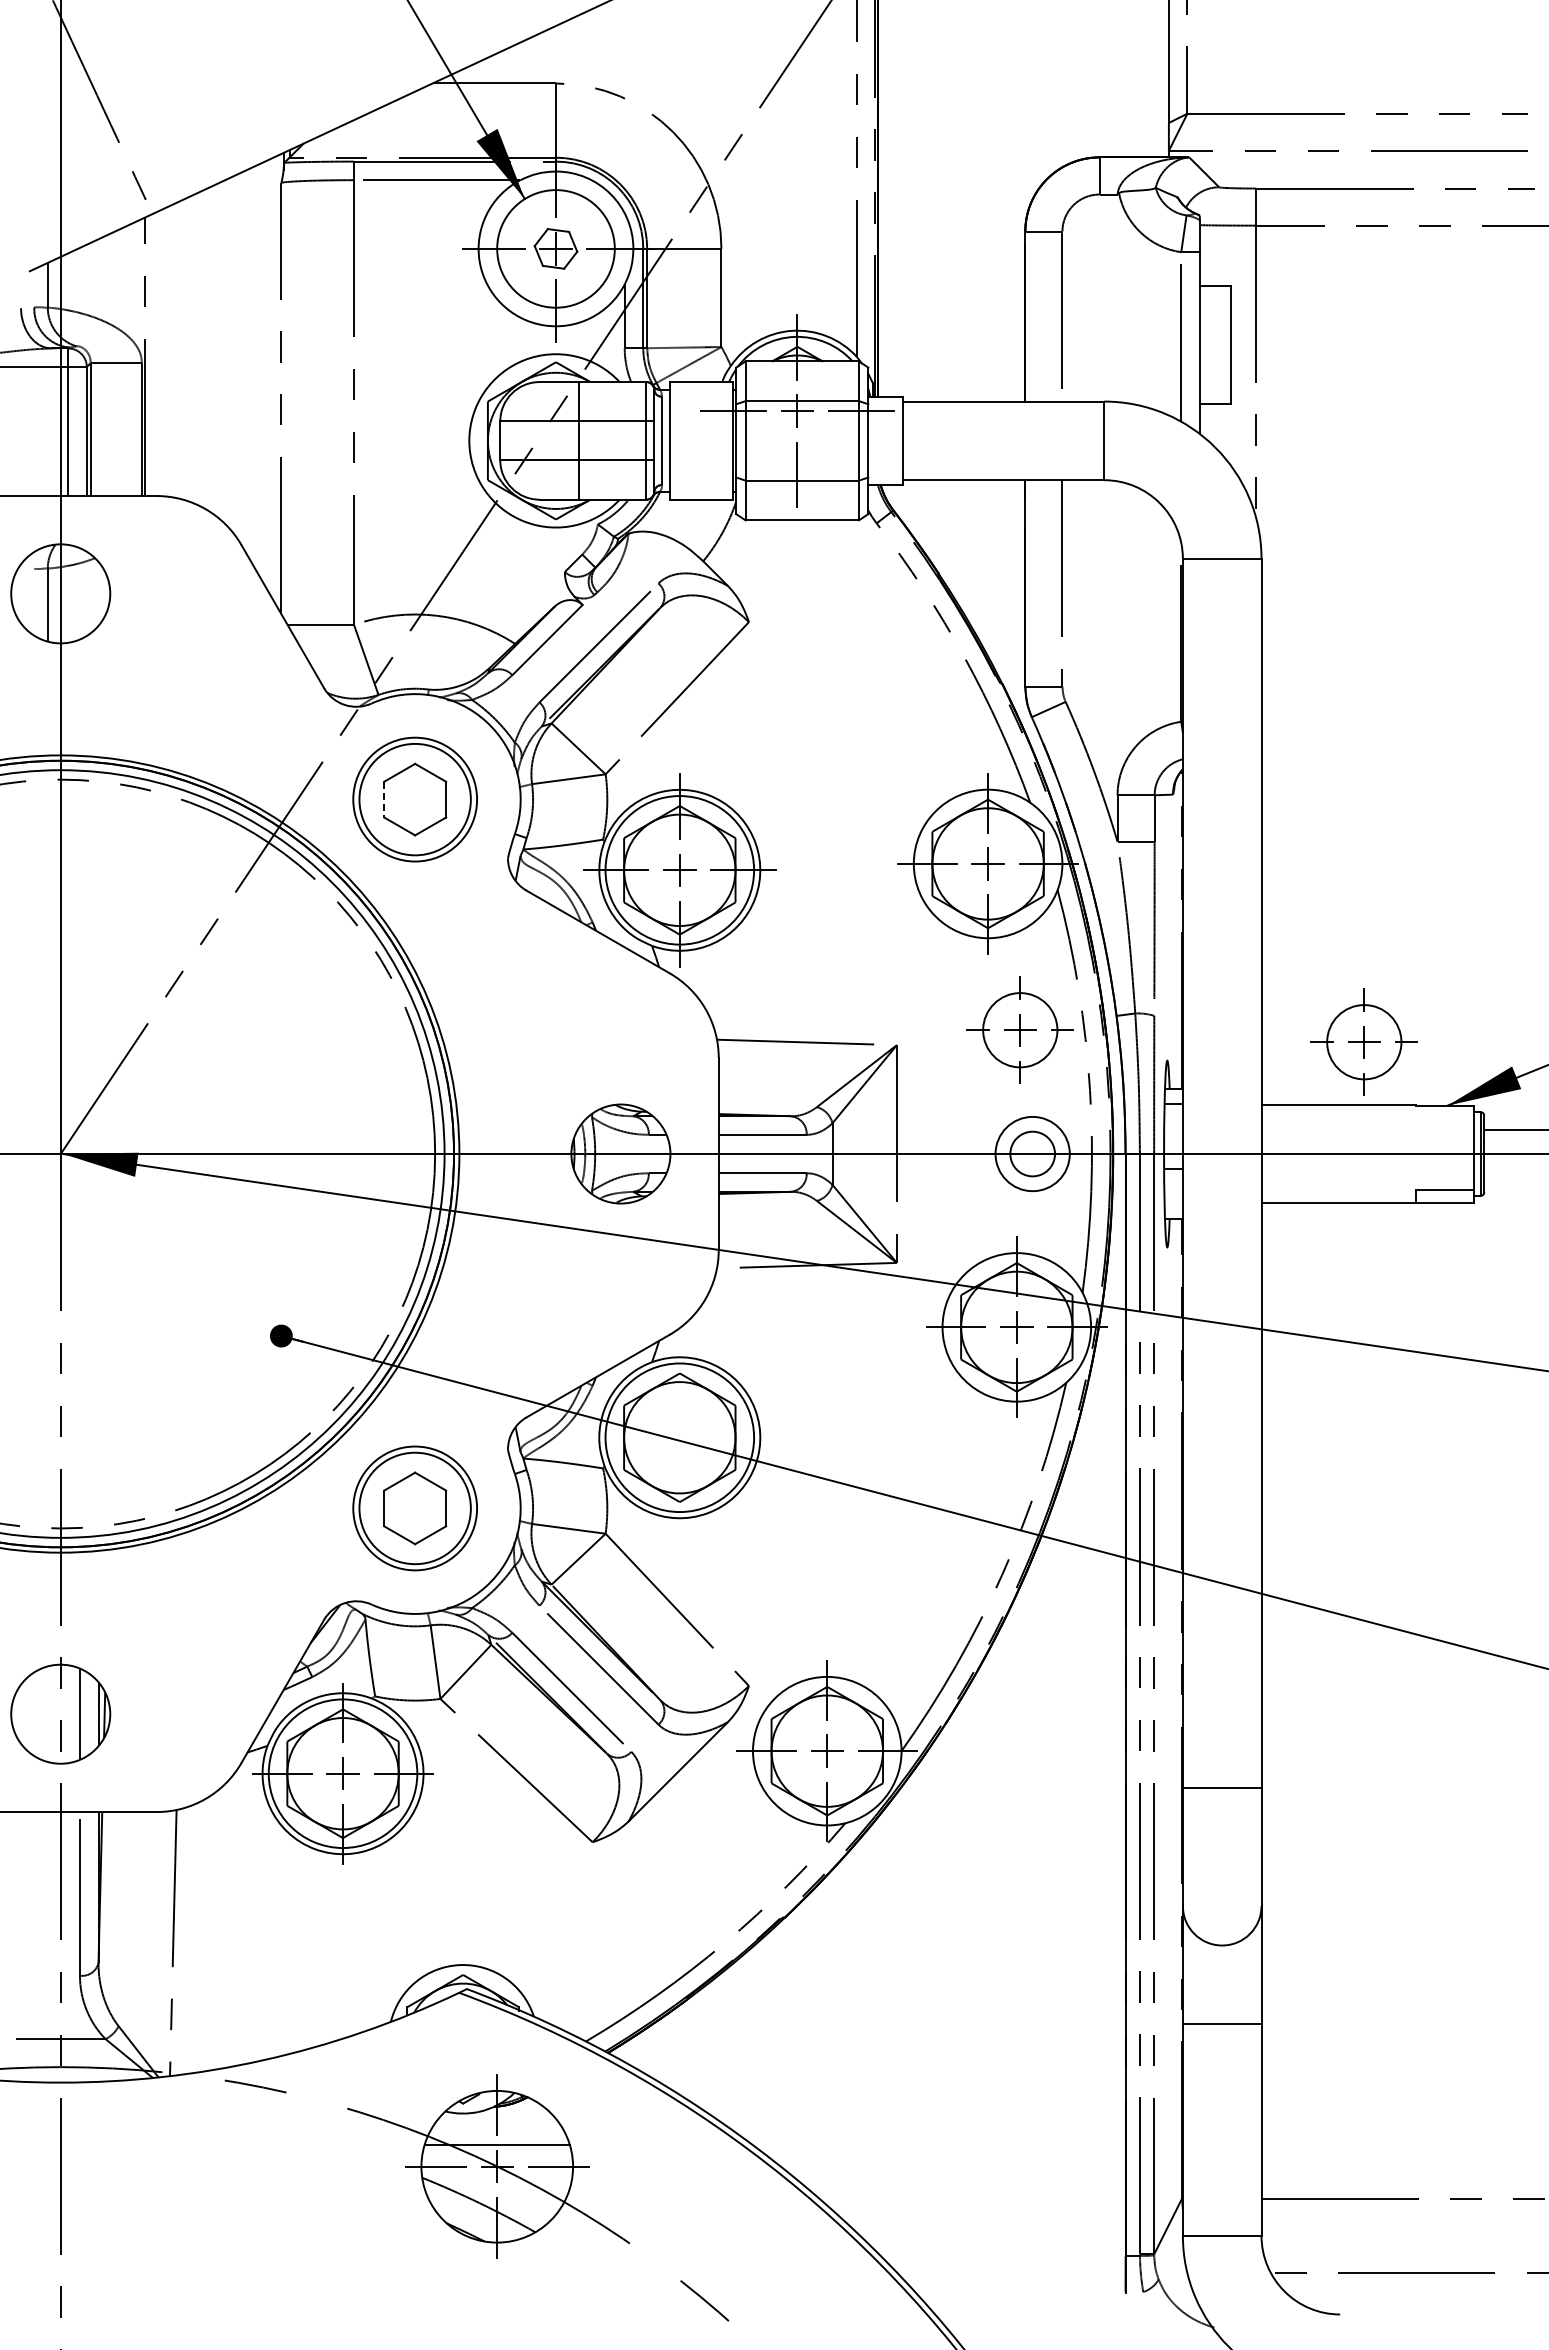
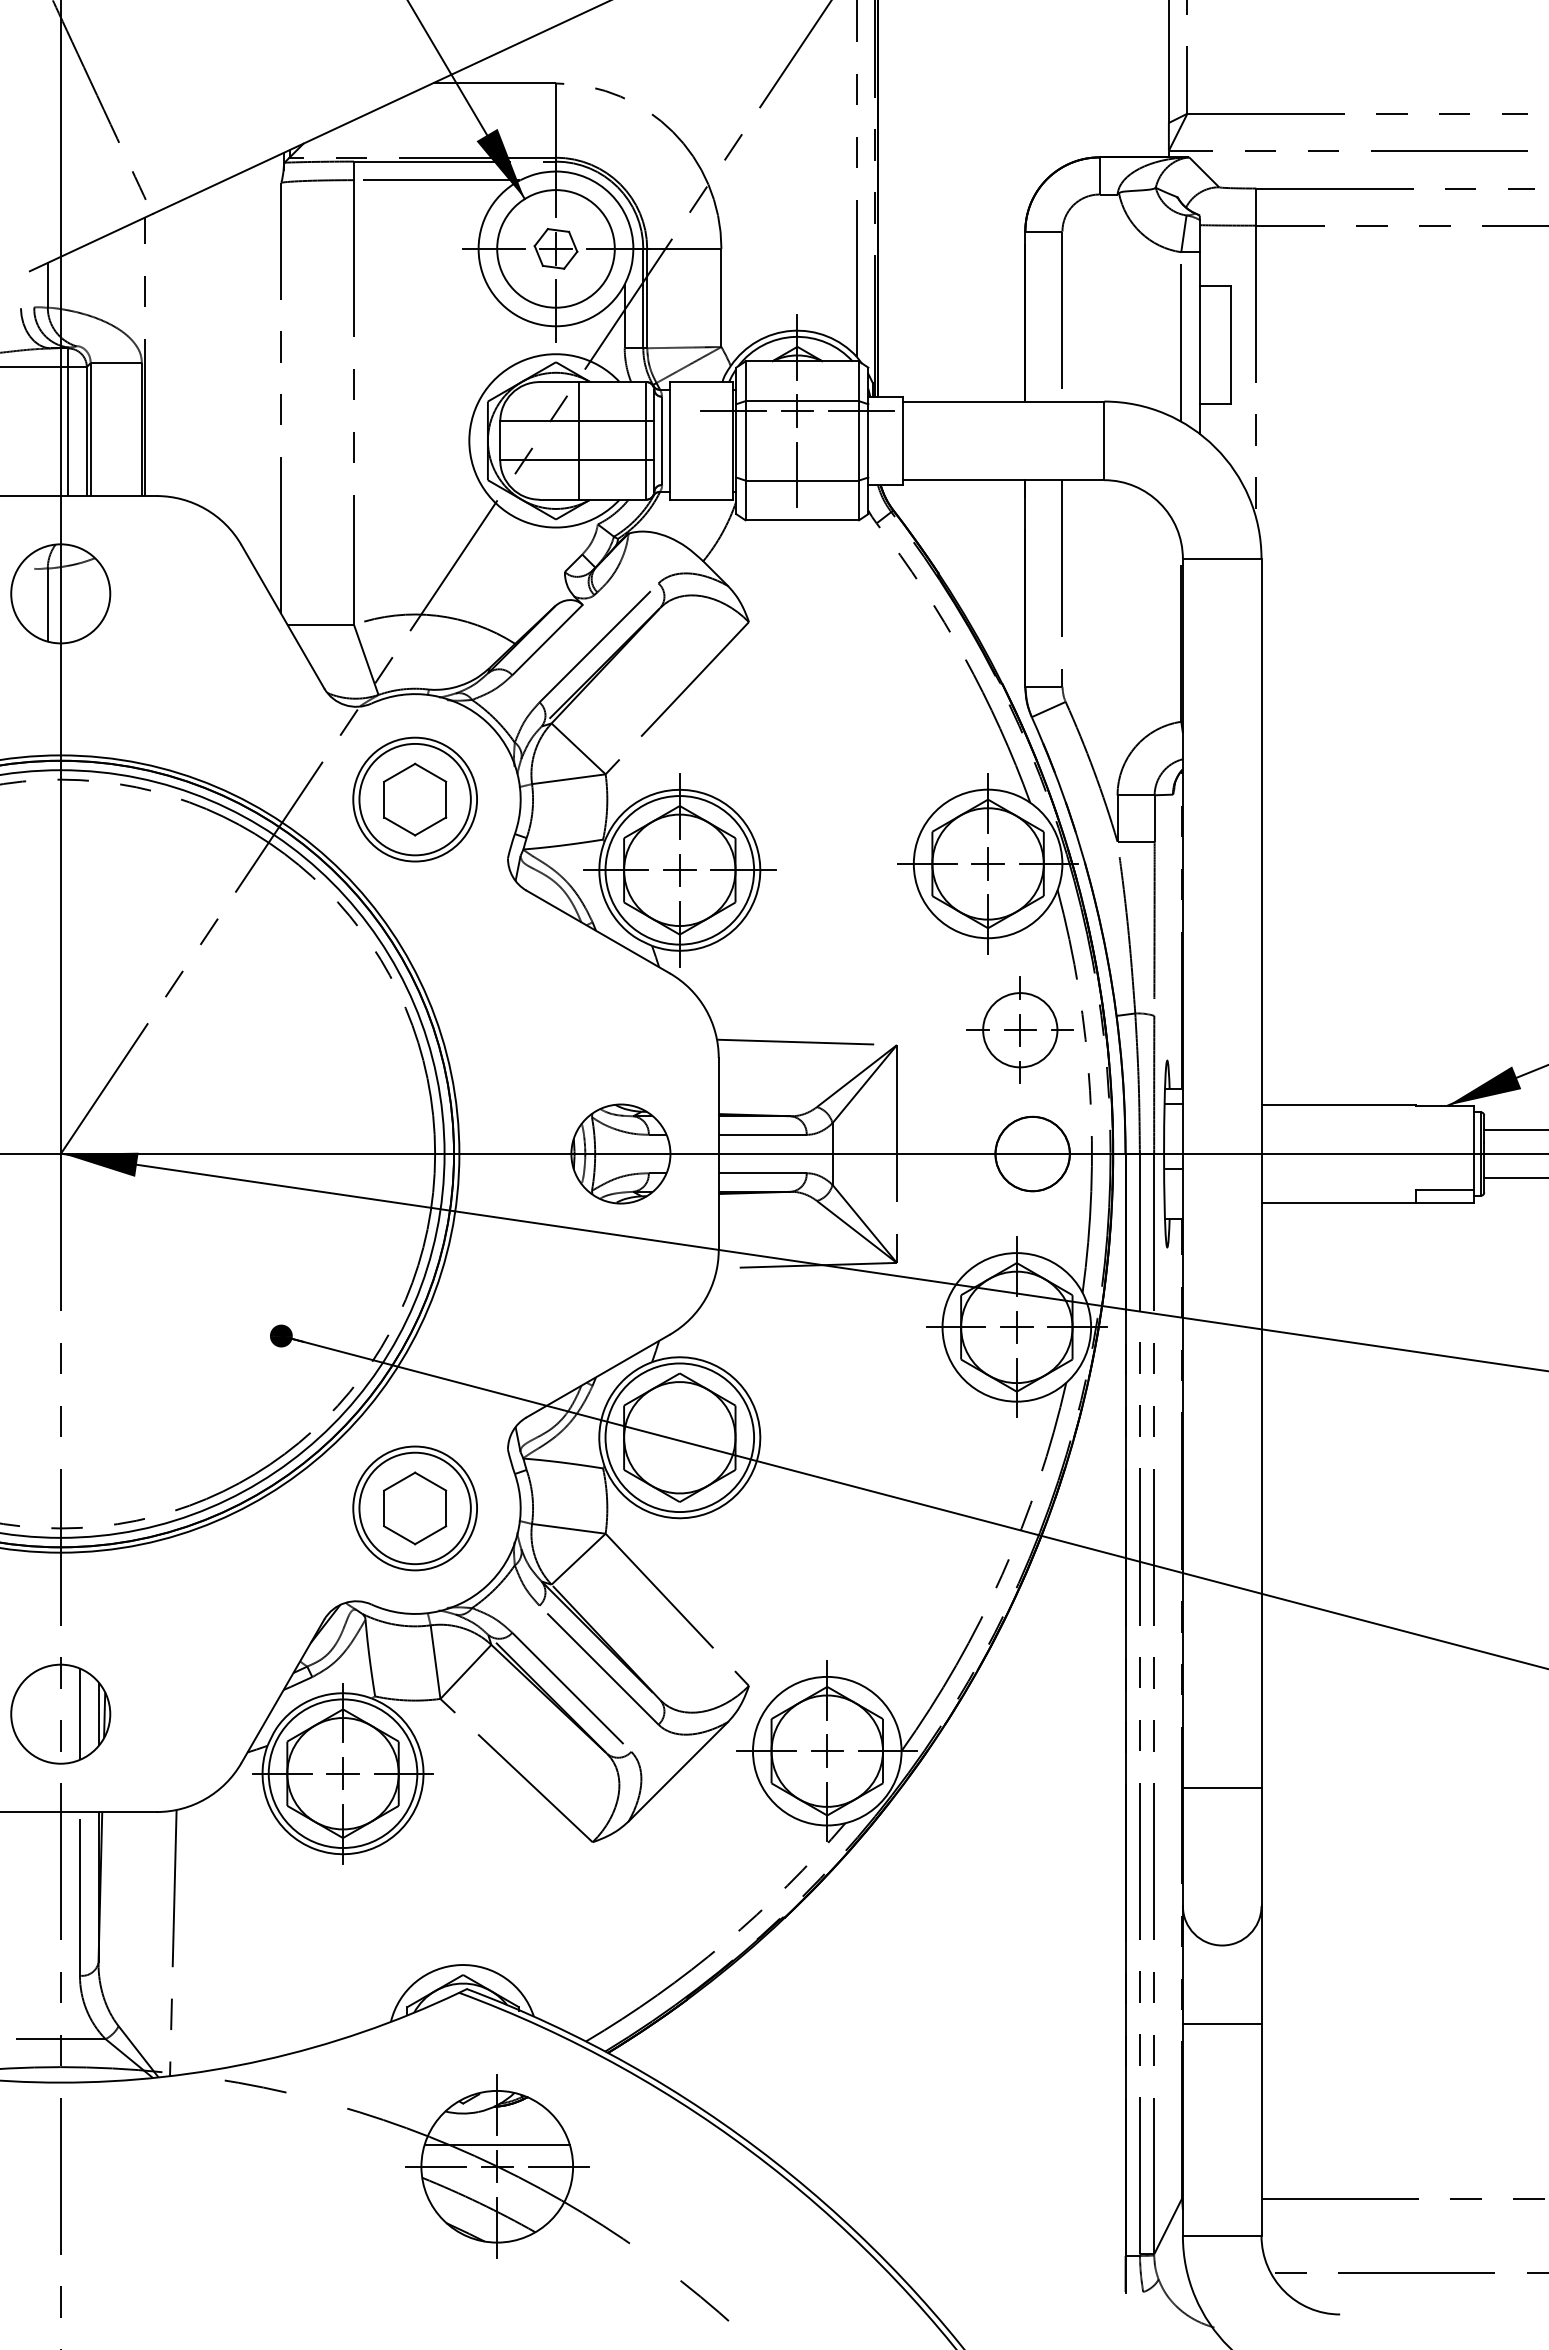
line: dashed -> solid (384, 799)
part: present -> none (1363, 1041)
circle diameter: 45 px -> 74 px (1032, 1153)
line: none -> present (1514, 1178)
